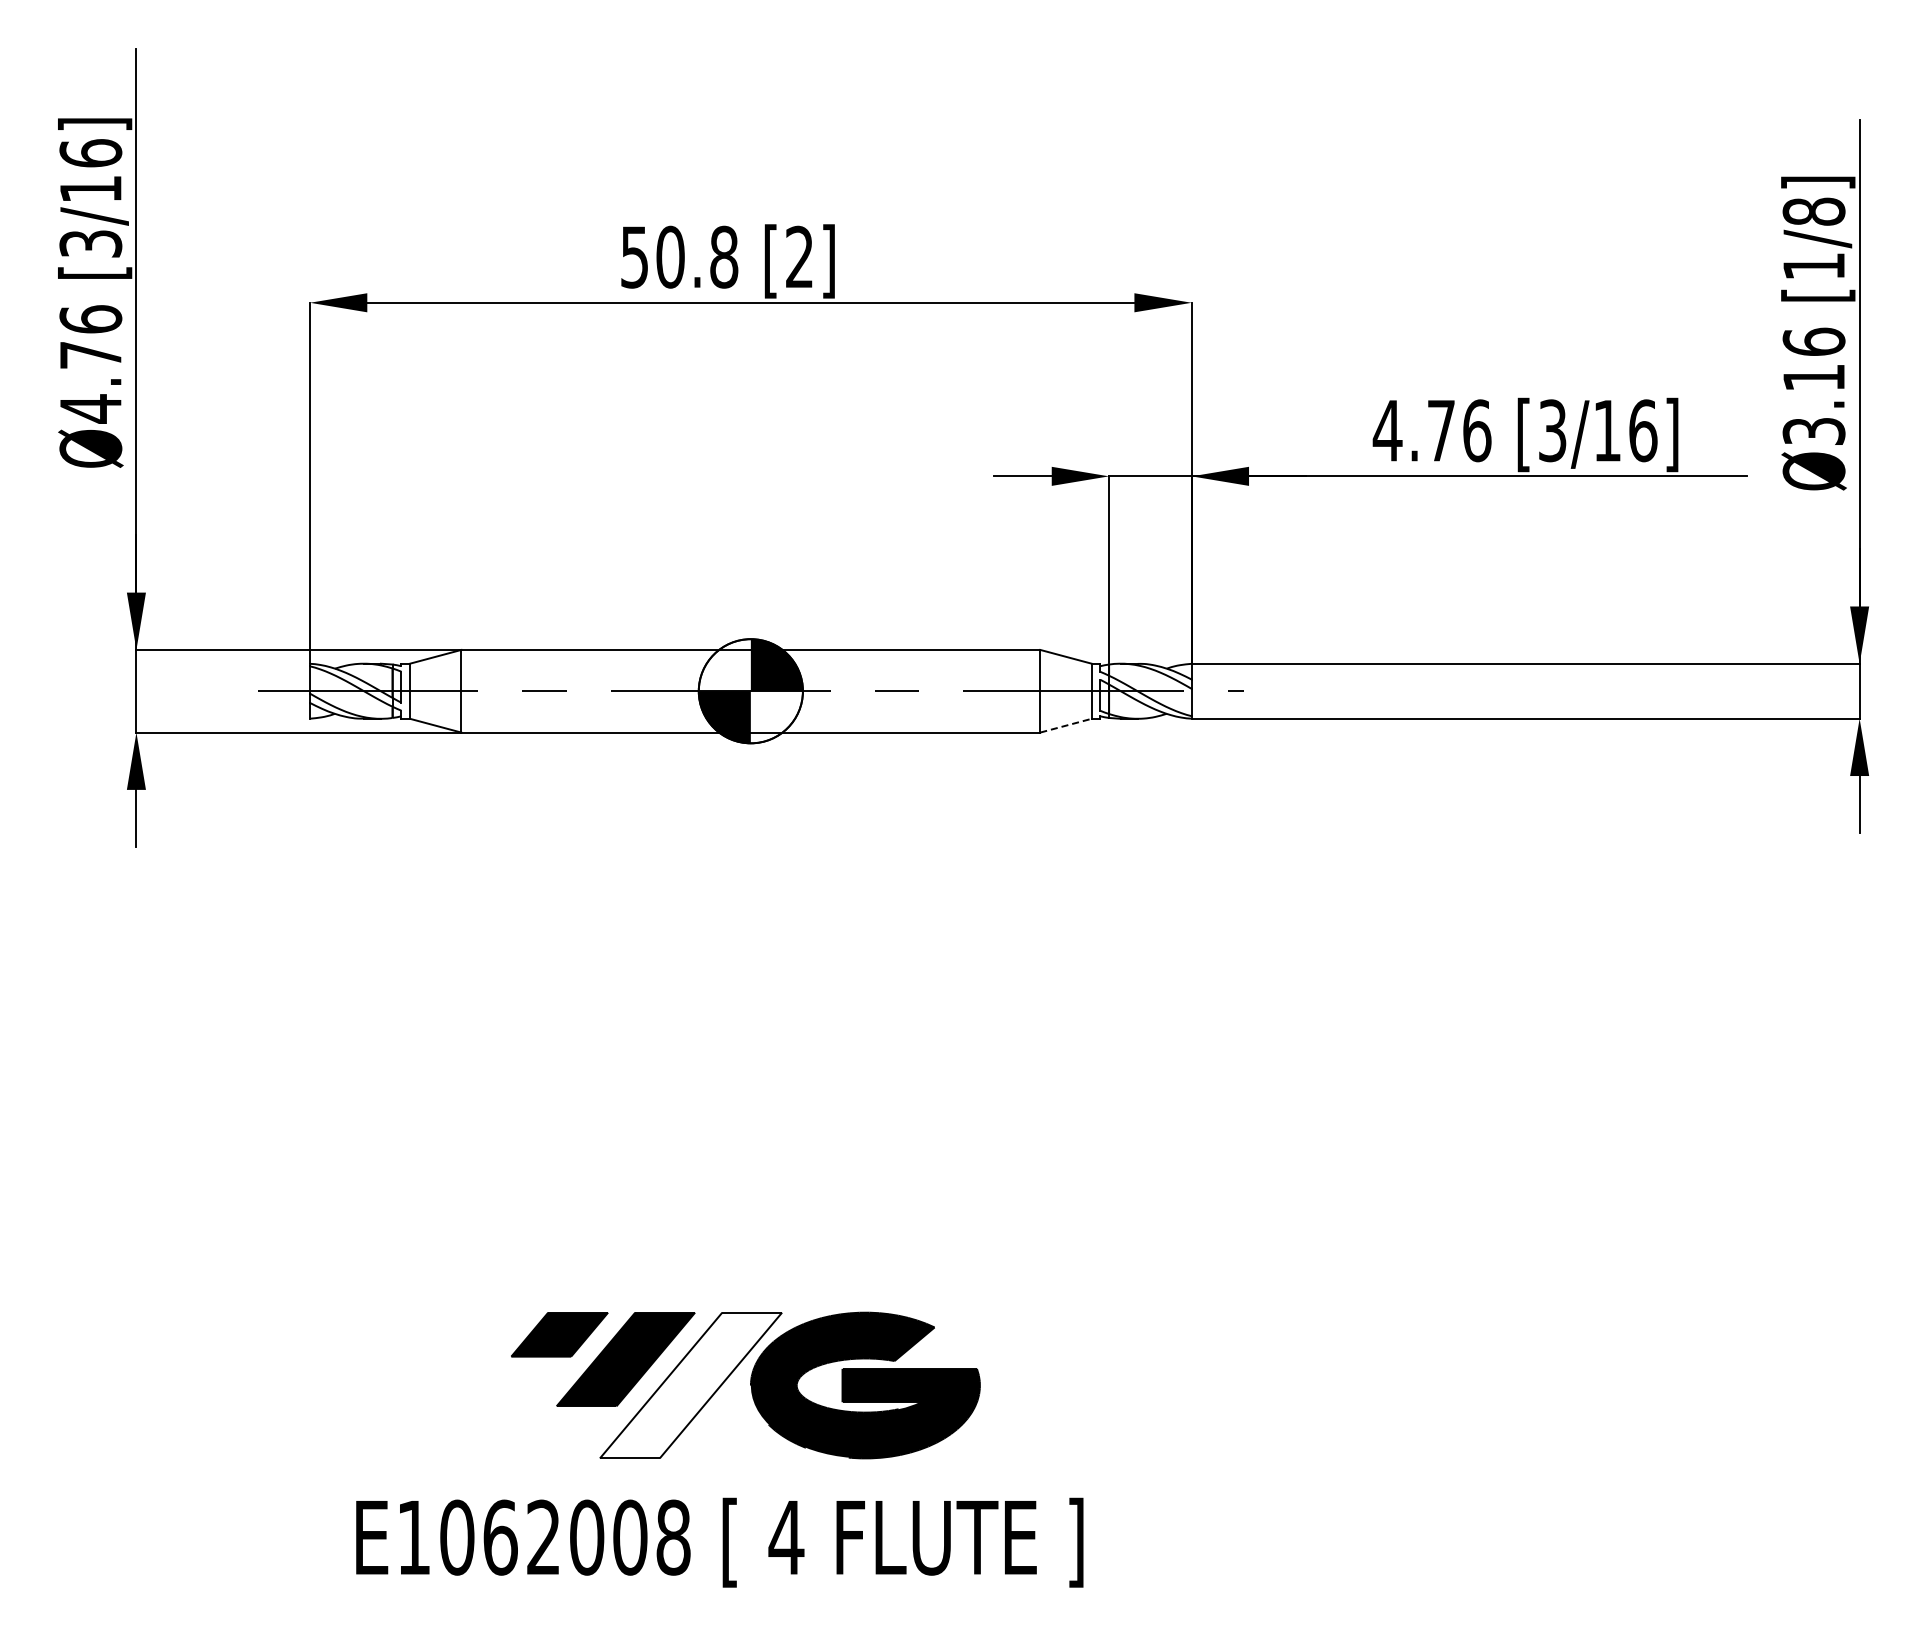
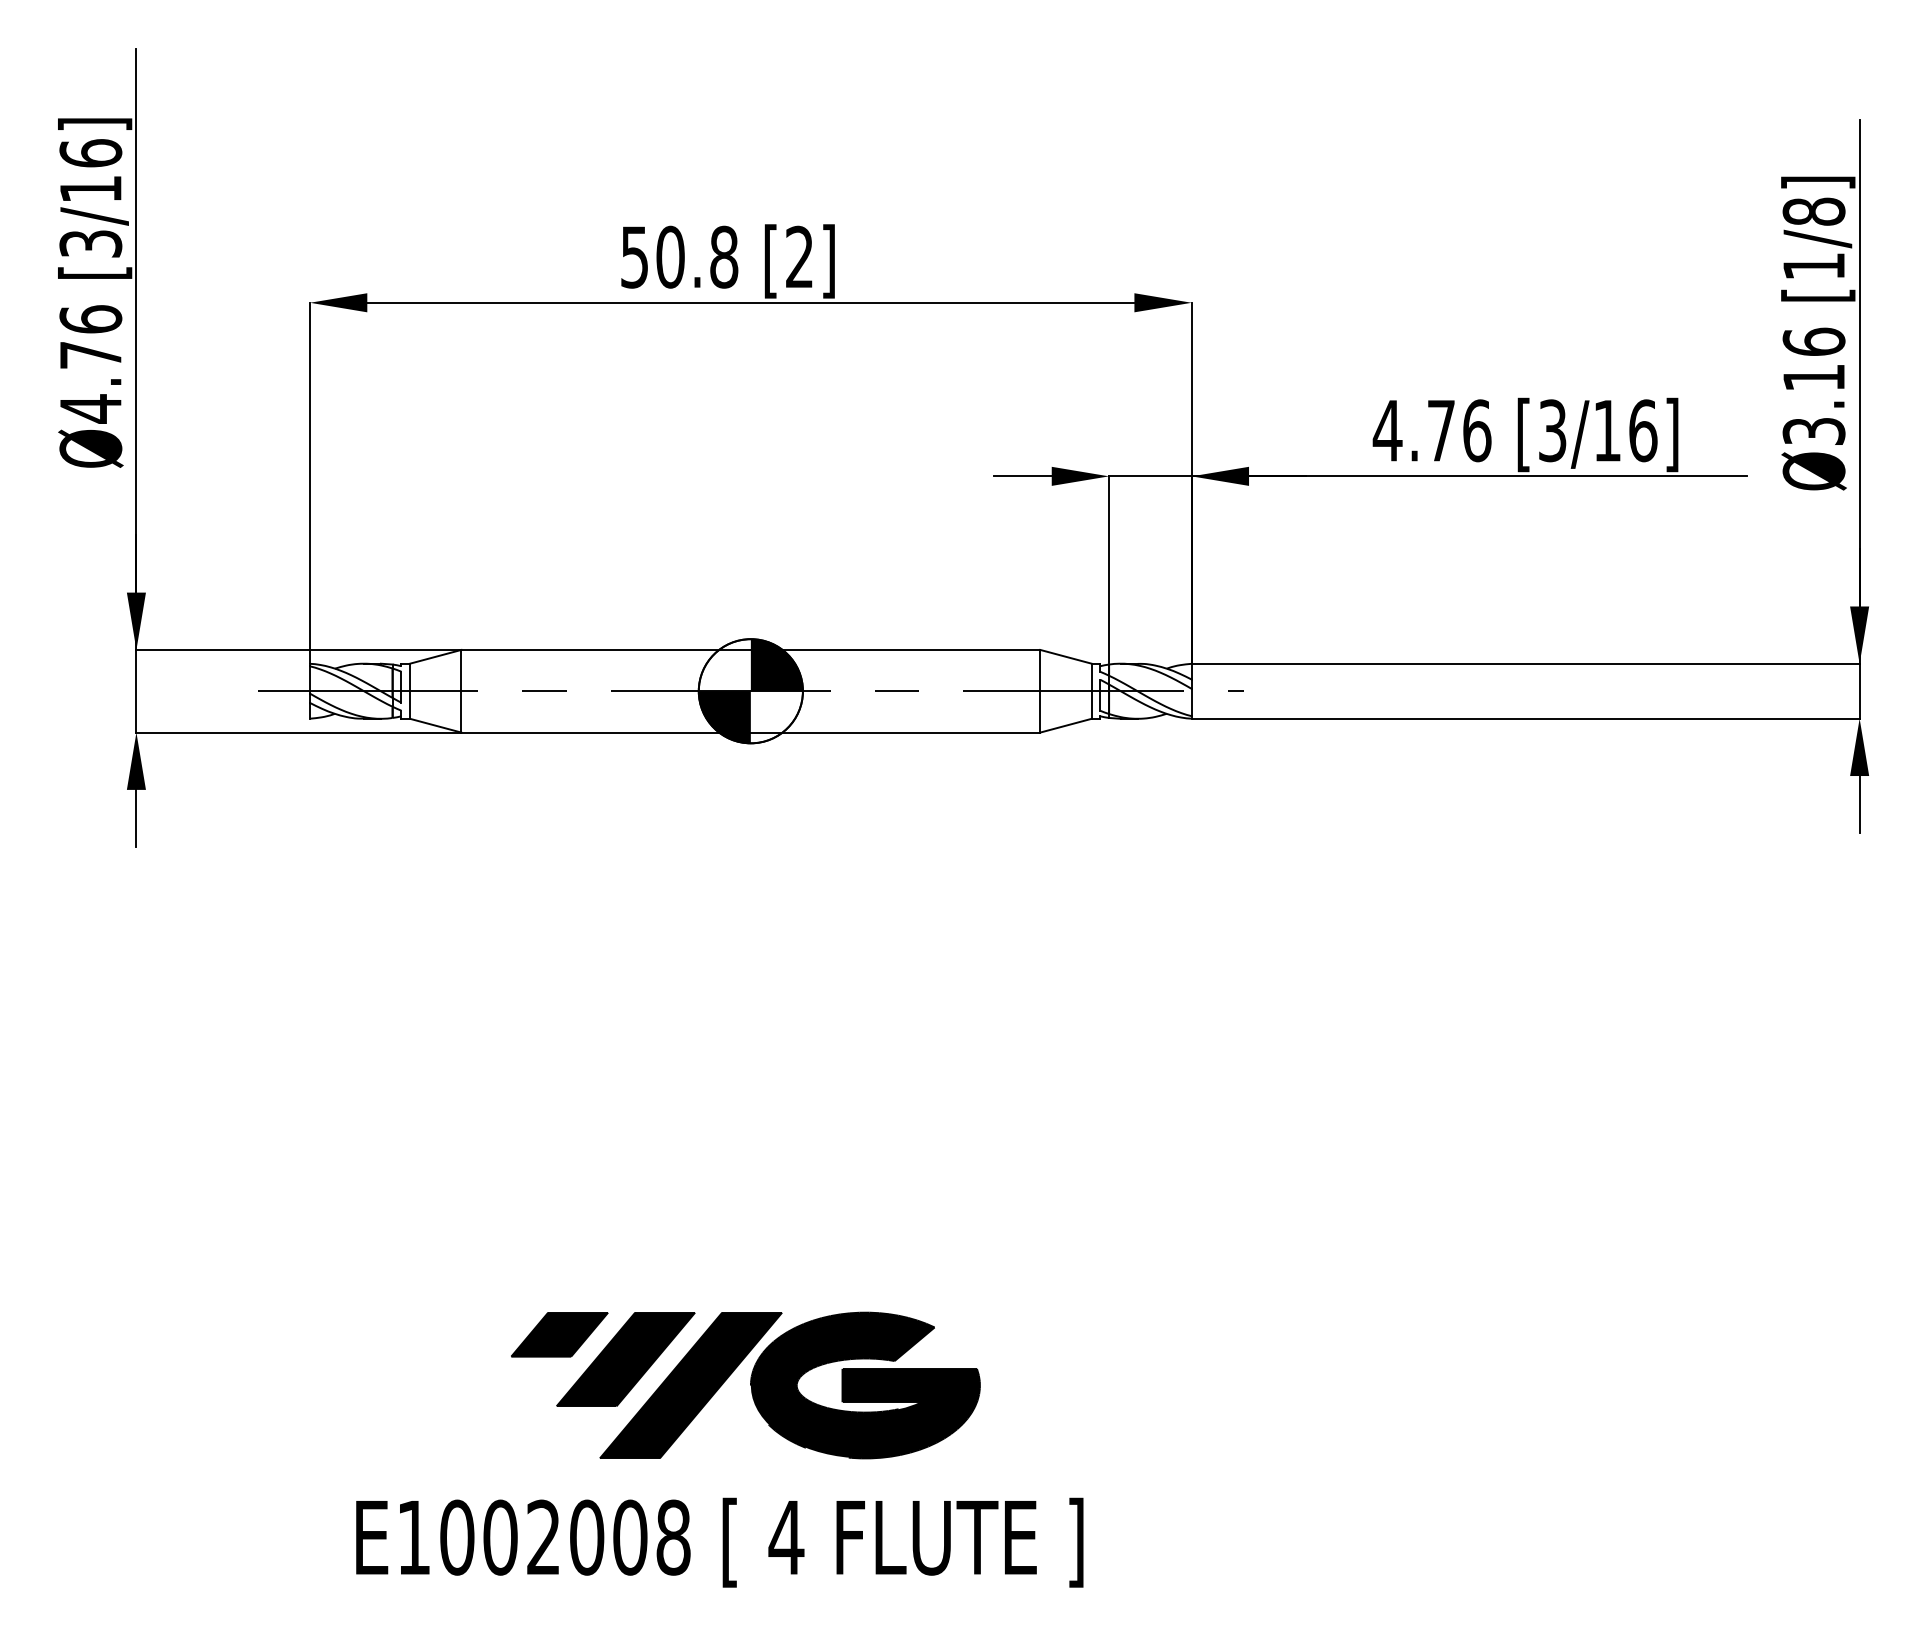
line: dashed -> solid (1066, 725)
fill: none -> present (690, 1385)
text: E1062008 -> E1002008 (500, 1537)
